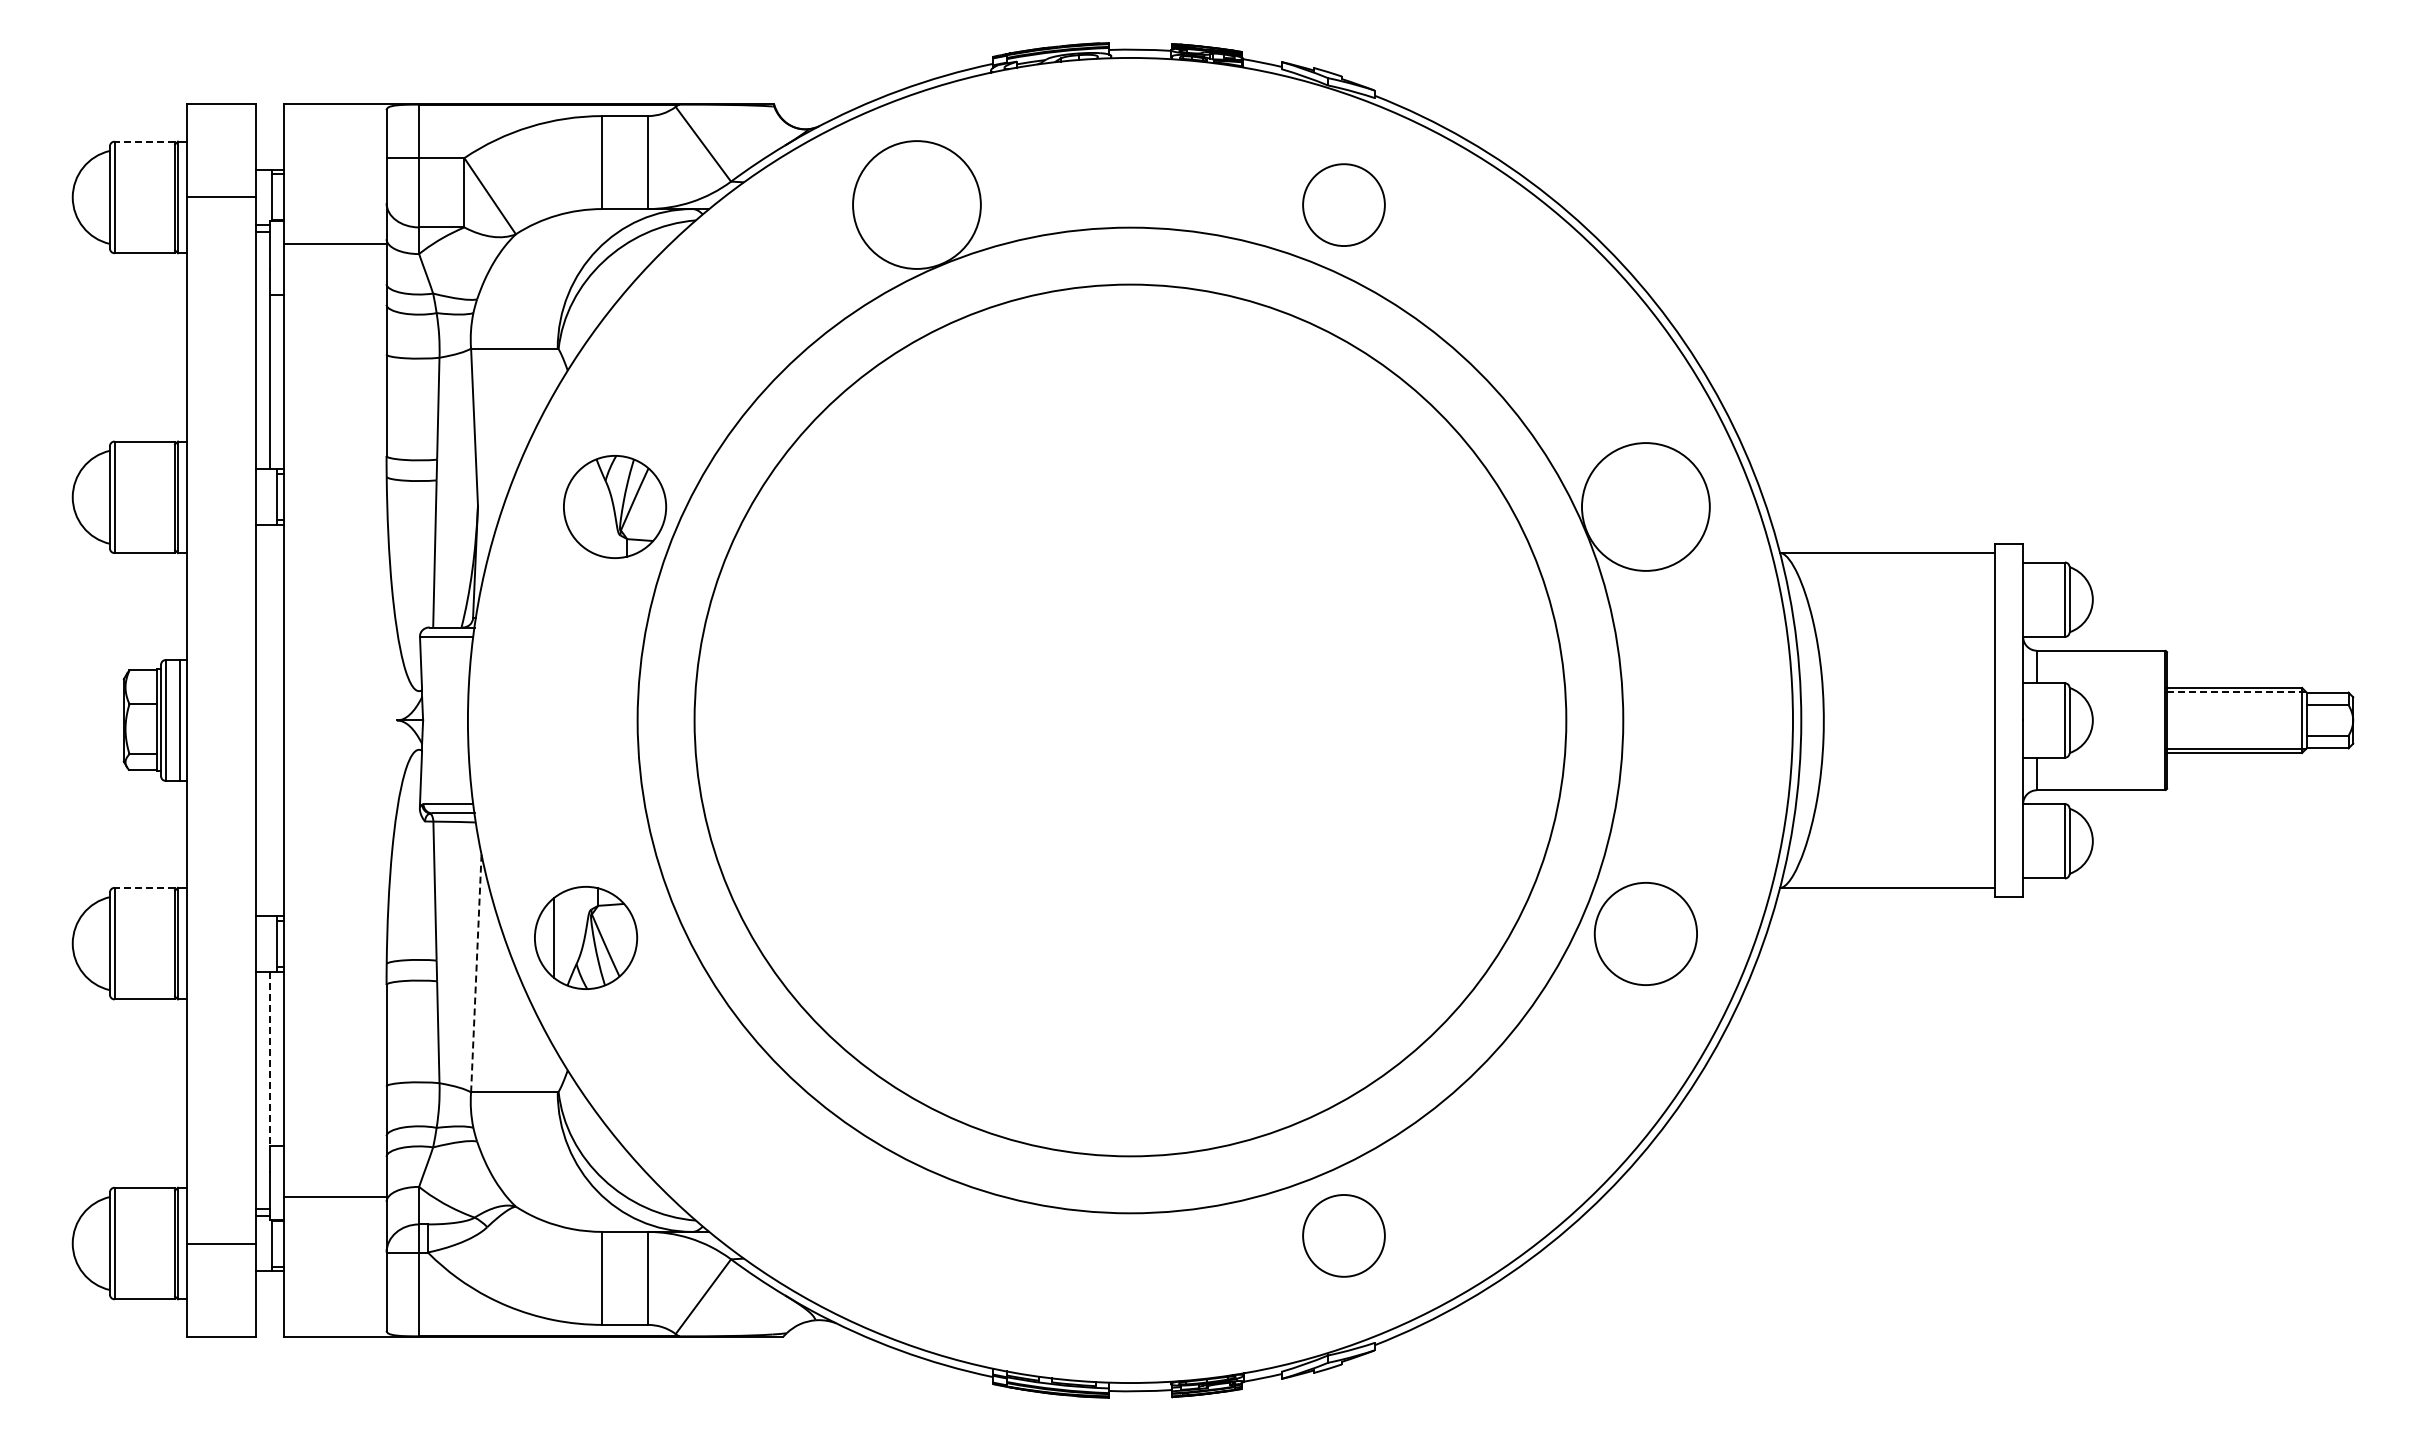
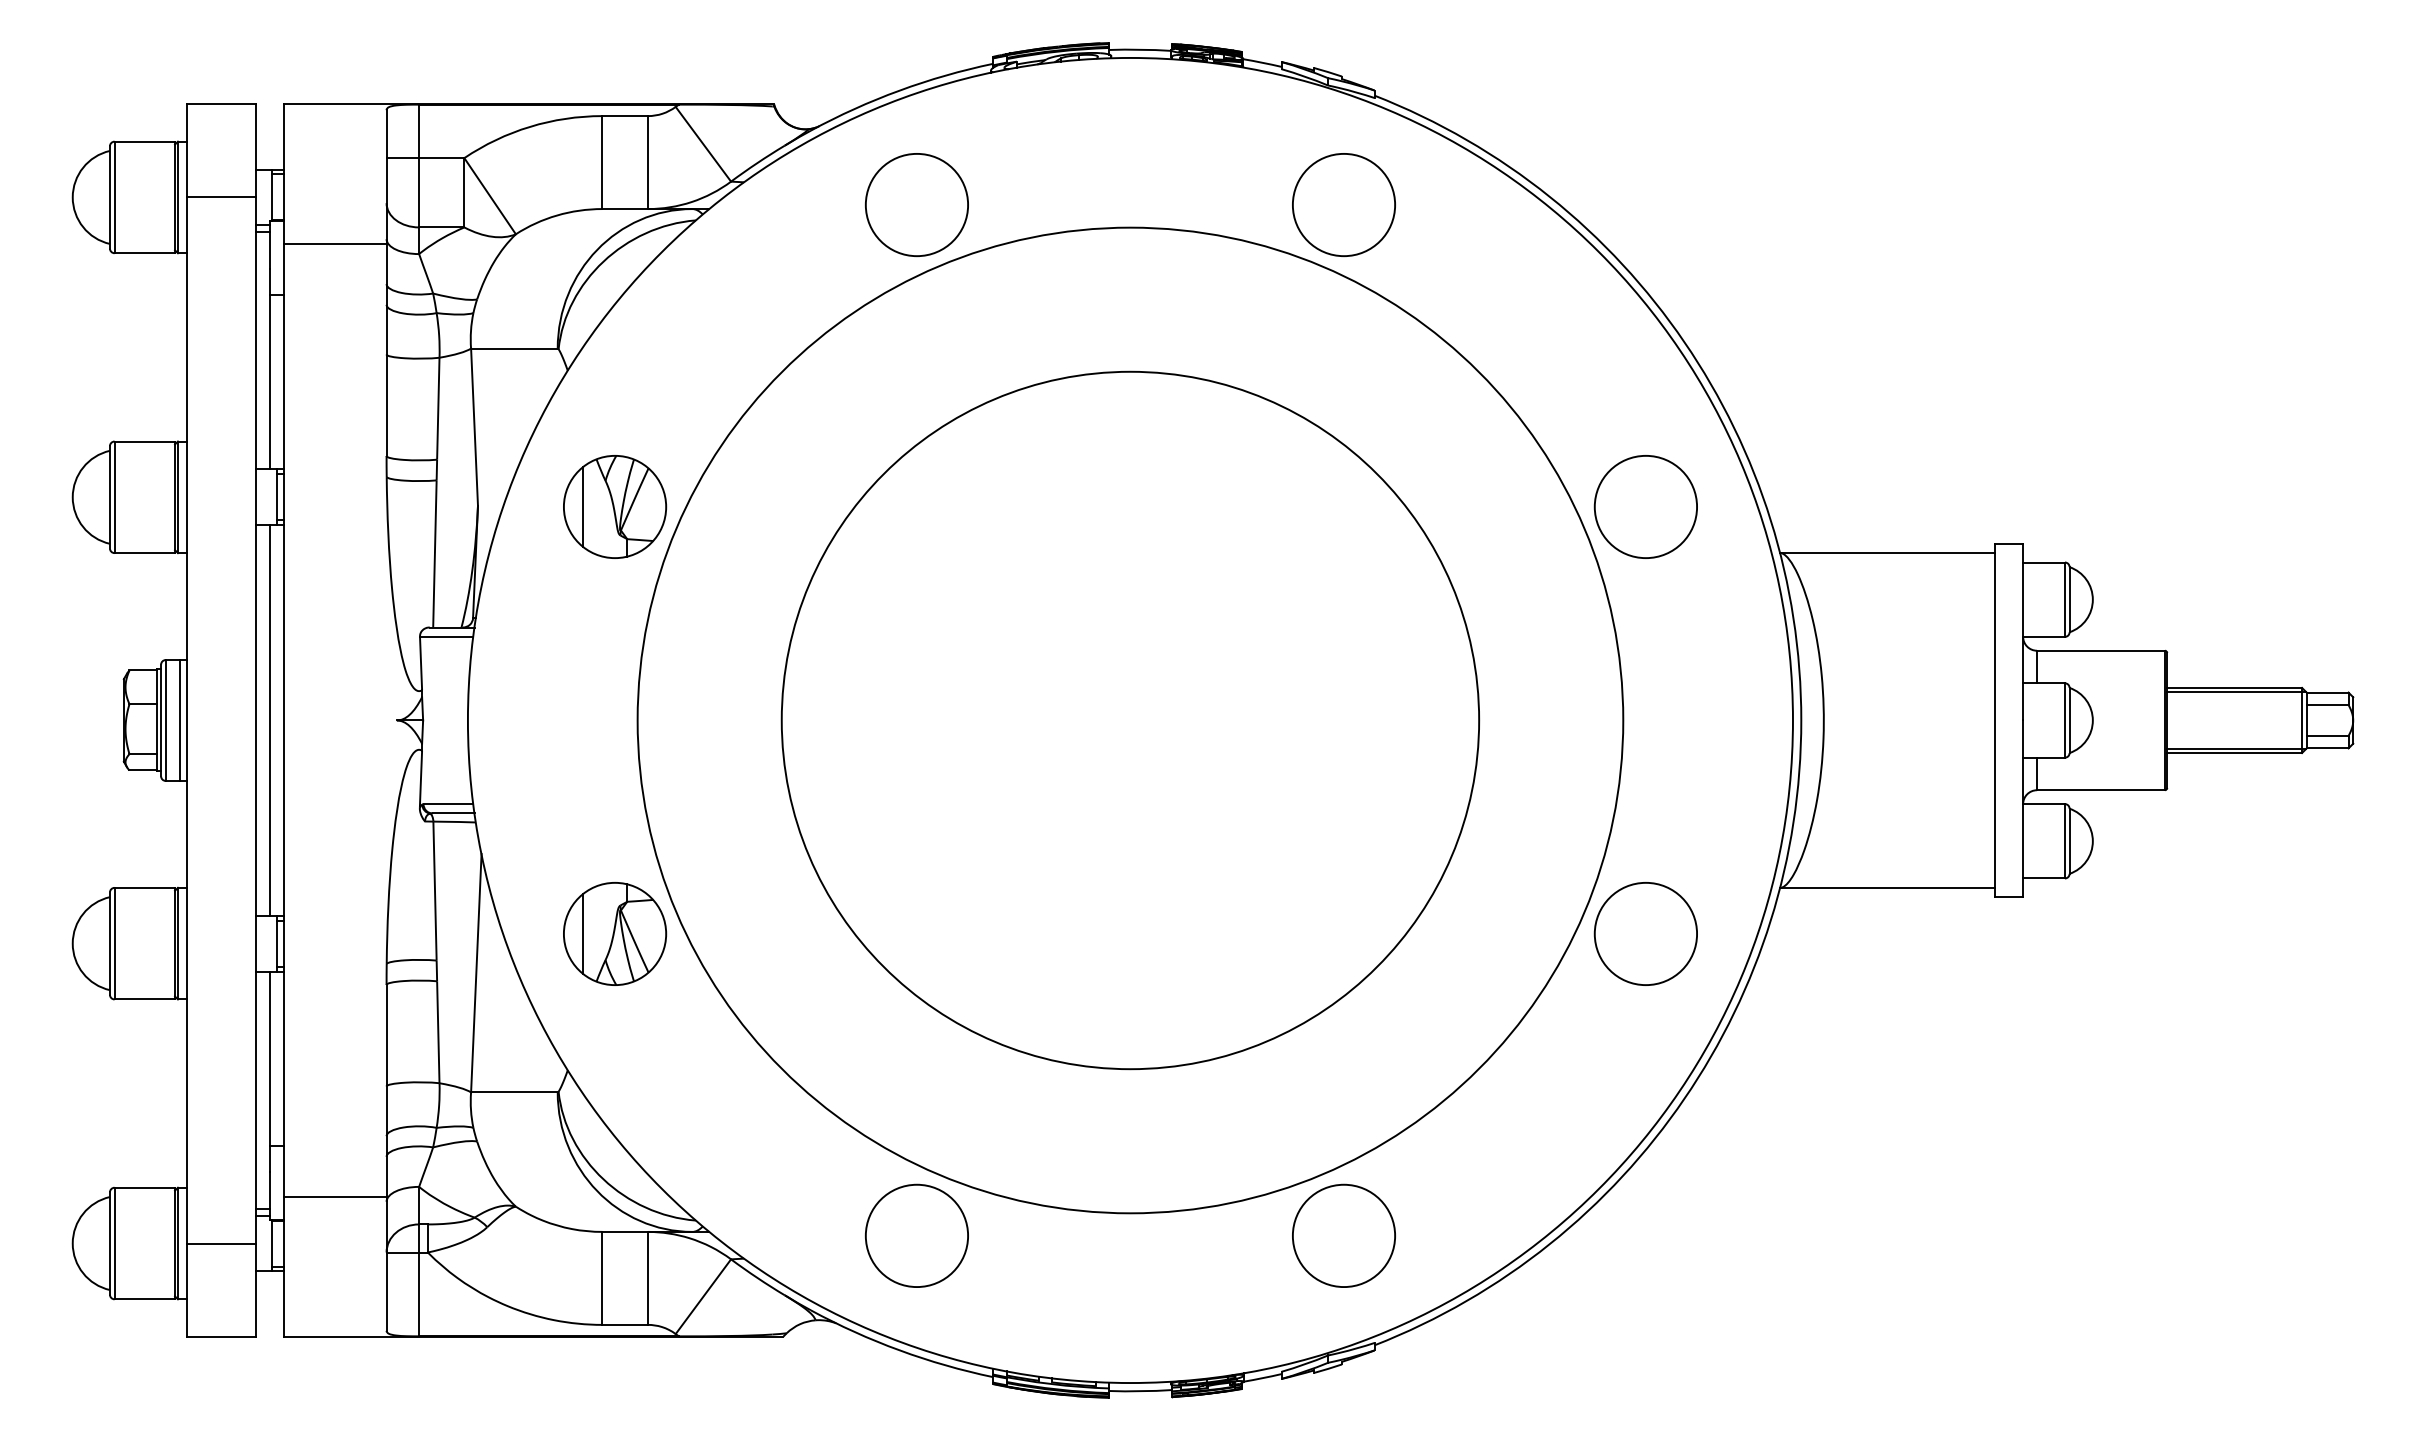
line: dashed -> solid (144, 141)
circle diameter: 128 px -> 102 px (916, 204)
circle size: 84x84 px -> 104x105 px (1343, 205)
line: none -> present (582, 506)
circle diameter: 128 px -> 102 px (1645, 506)
line: dashed -> solid (2236, 692)
line: none -> present (270, 720)
circle diameter: 872 px -> 697 px (1130, 720)
line: dashed -> solid (144, 887)
part position: (586, 937) -> (615, 933) (615, 933)
line: dashed -> solid (476, 972)
line: dashed -> solid (270, 1059)
circle: none -> present (916, 1235)
circle diameter: 82 px -> 102 px (1343, 1235)
